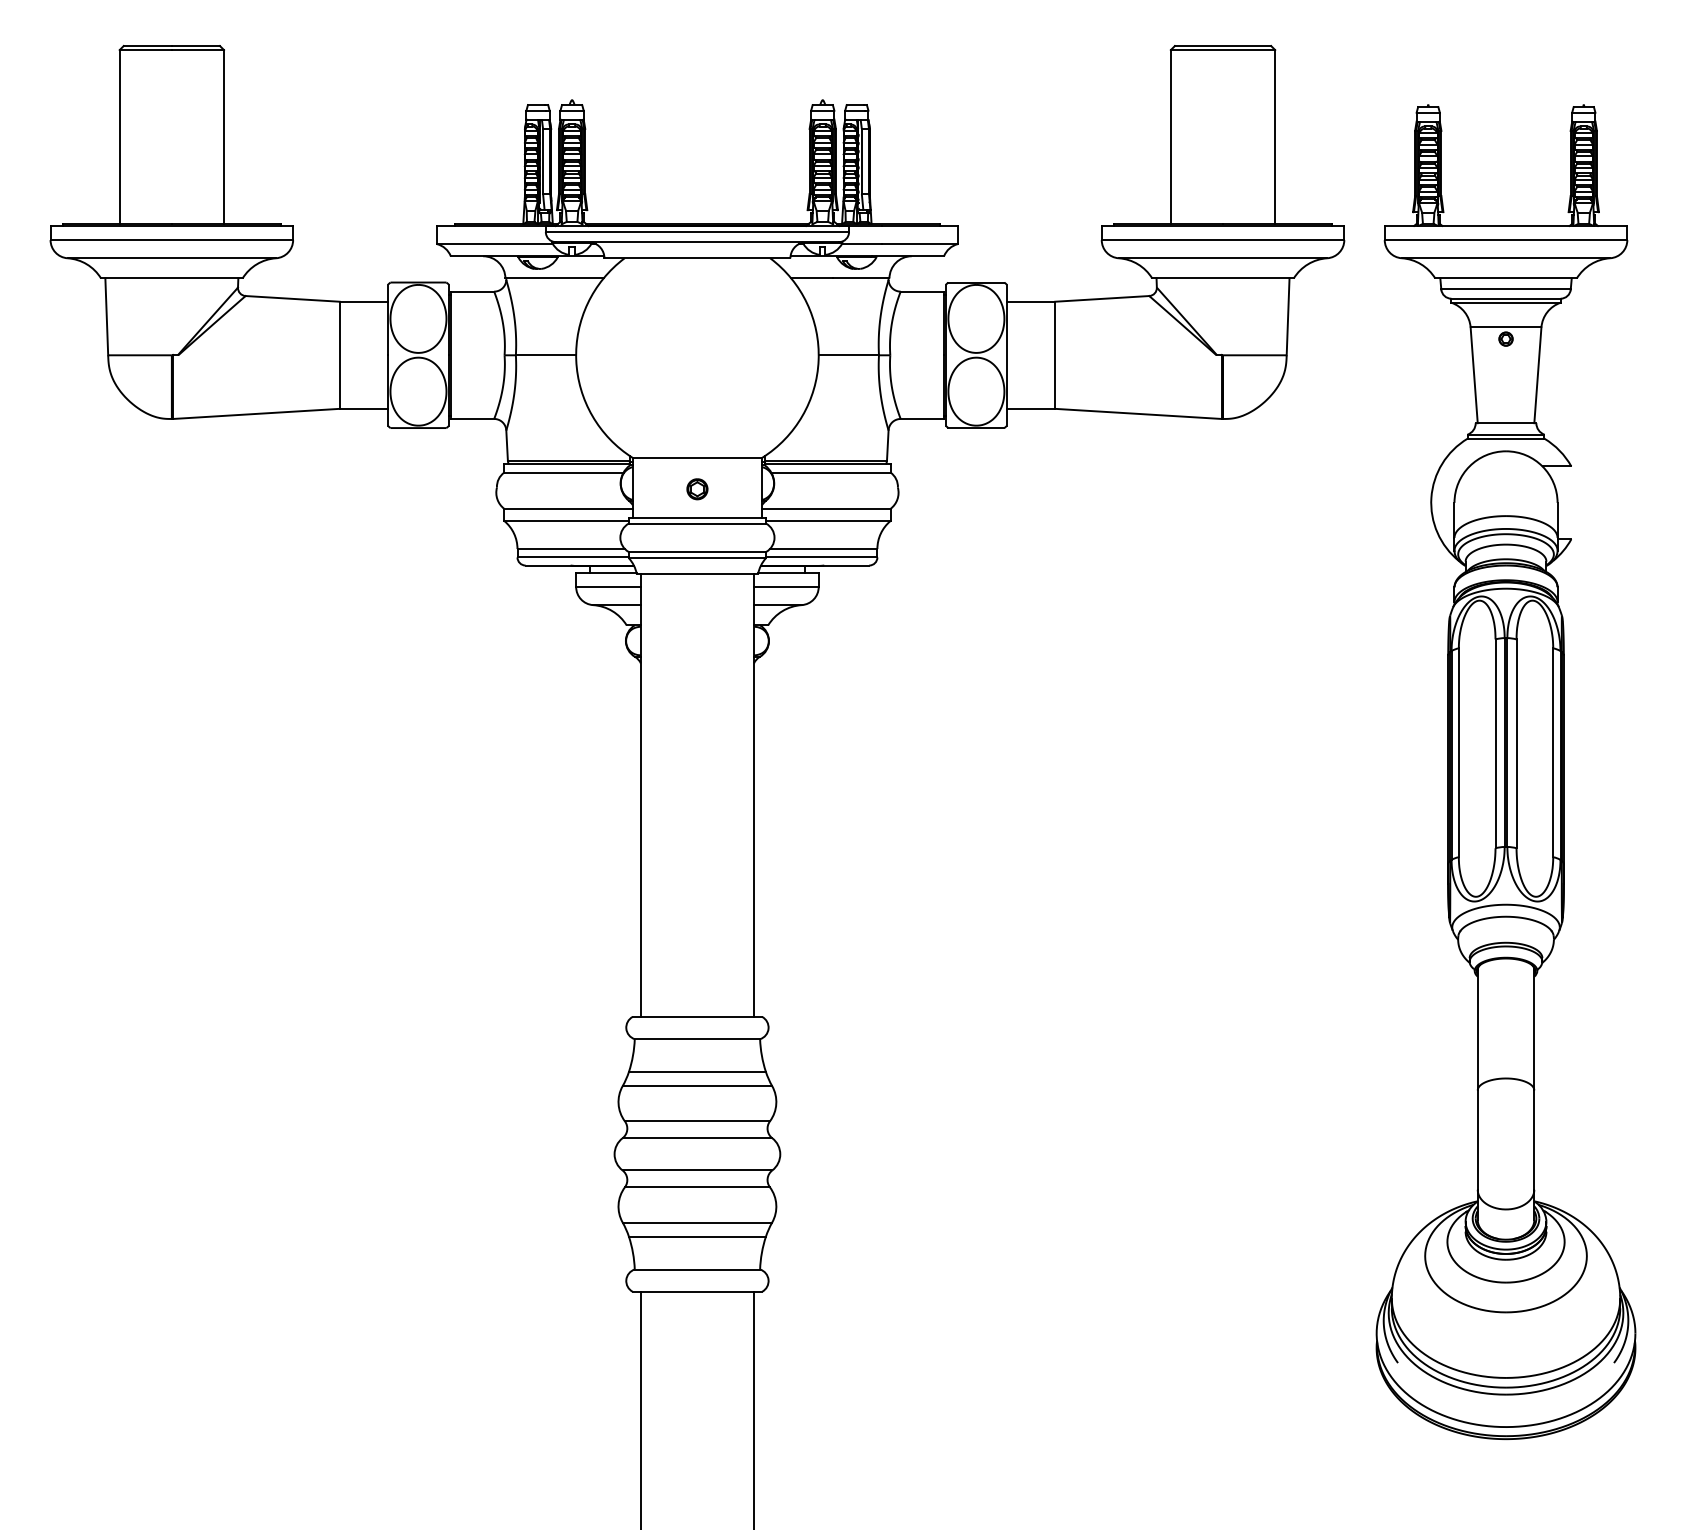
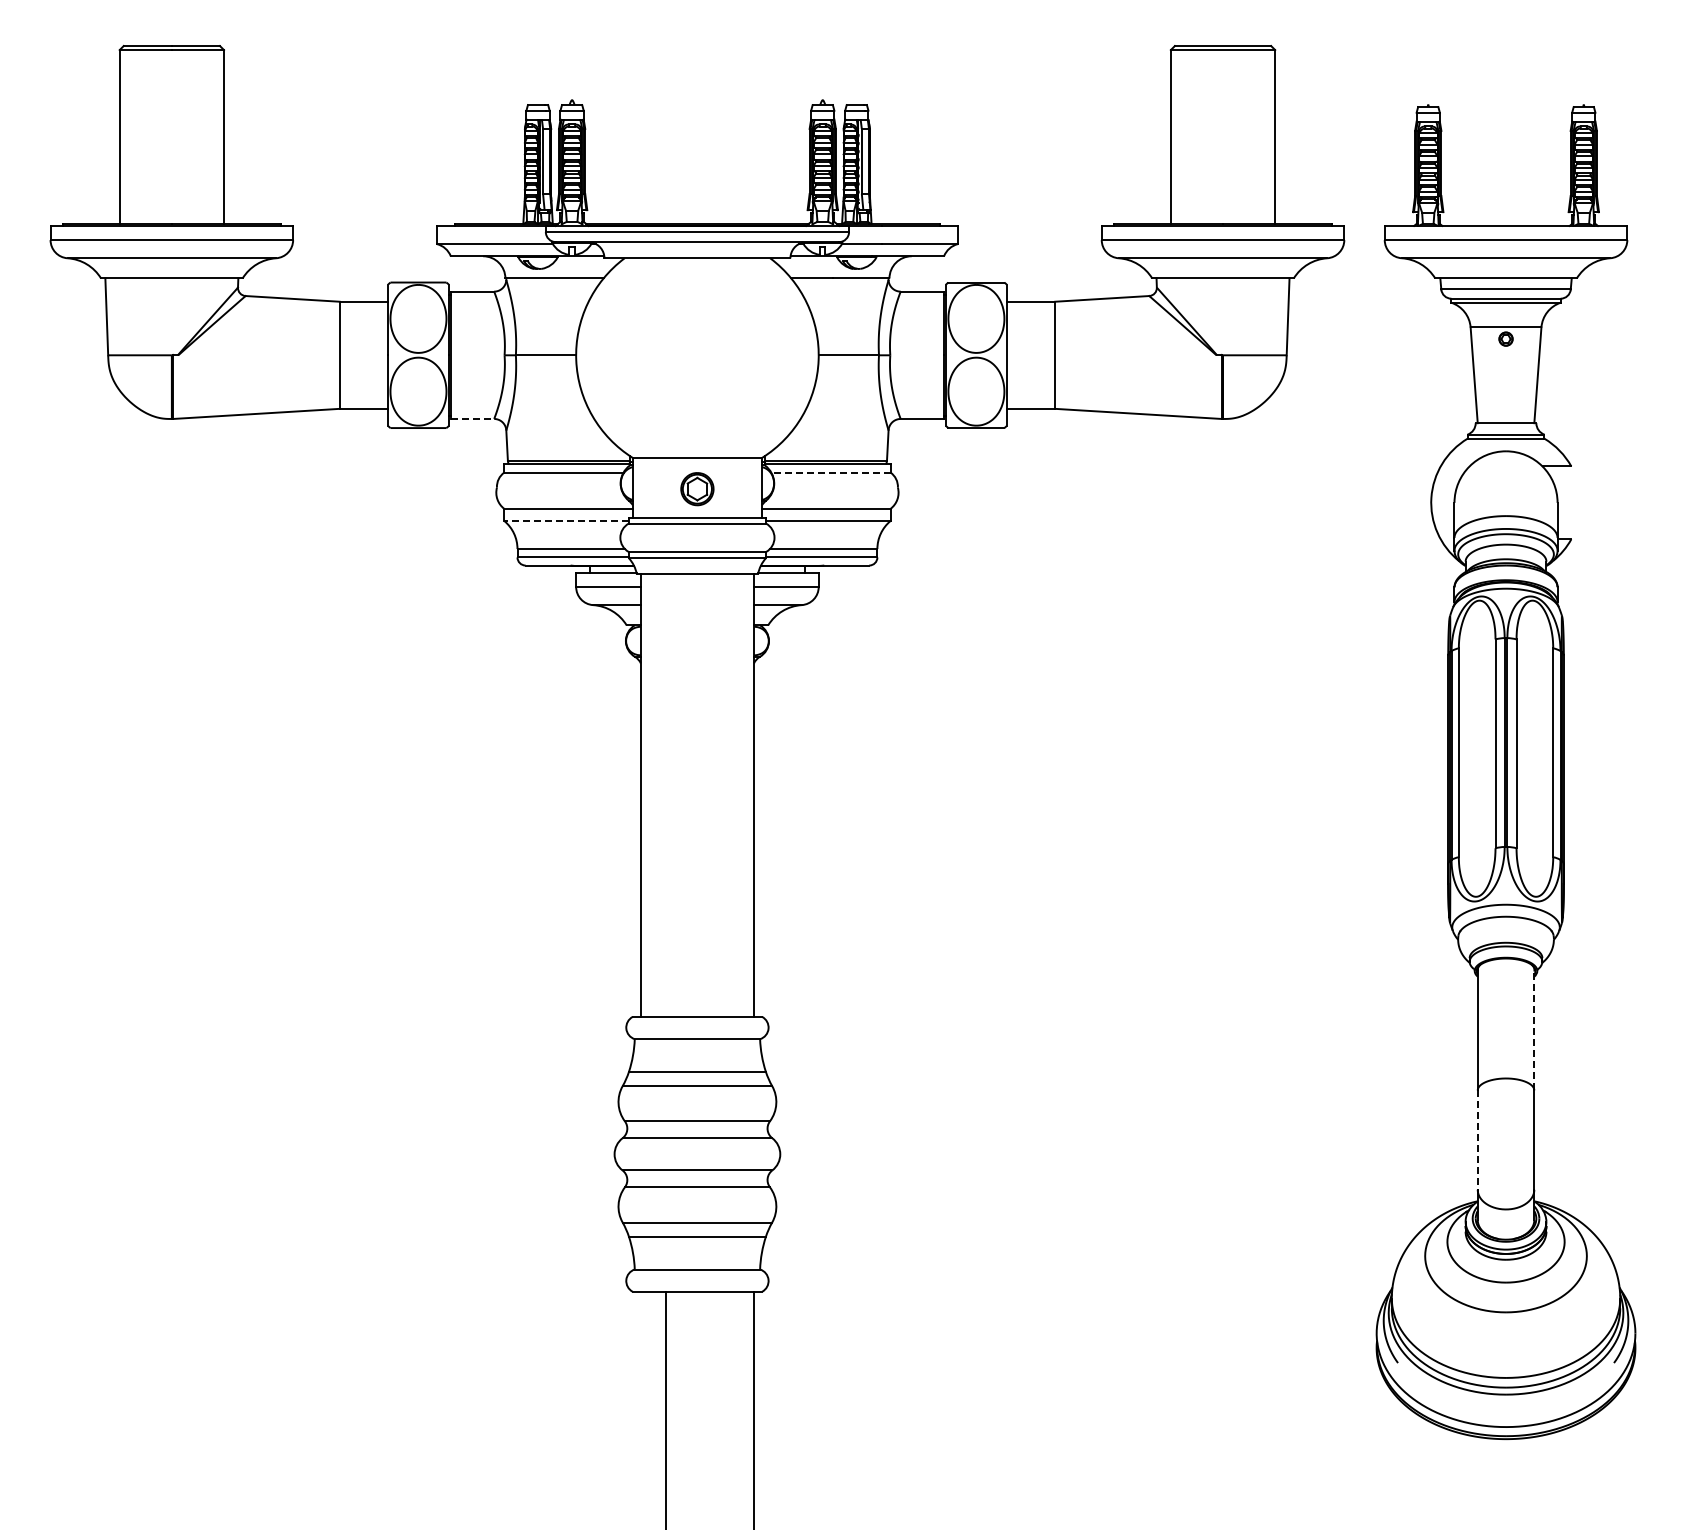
line: solid -> dashed (472, 418)
line: solid -> dashed (830, 472)
part size: 23x23 px -> 35x35 px (697, 489)
line: solid -> dashed (566, 521)
line: solid -> dashed (1534, 1029)
line: solid -> dashed (1477, 1140)
line position: (640, 1408) -> (665, 1408) (665, 1408)
